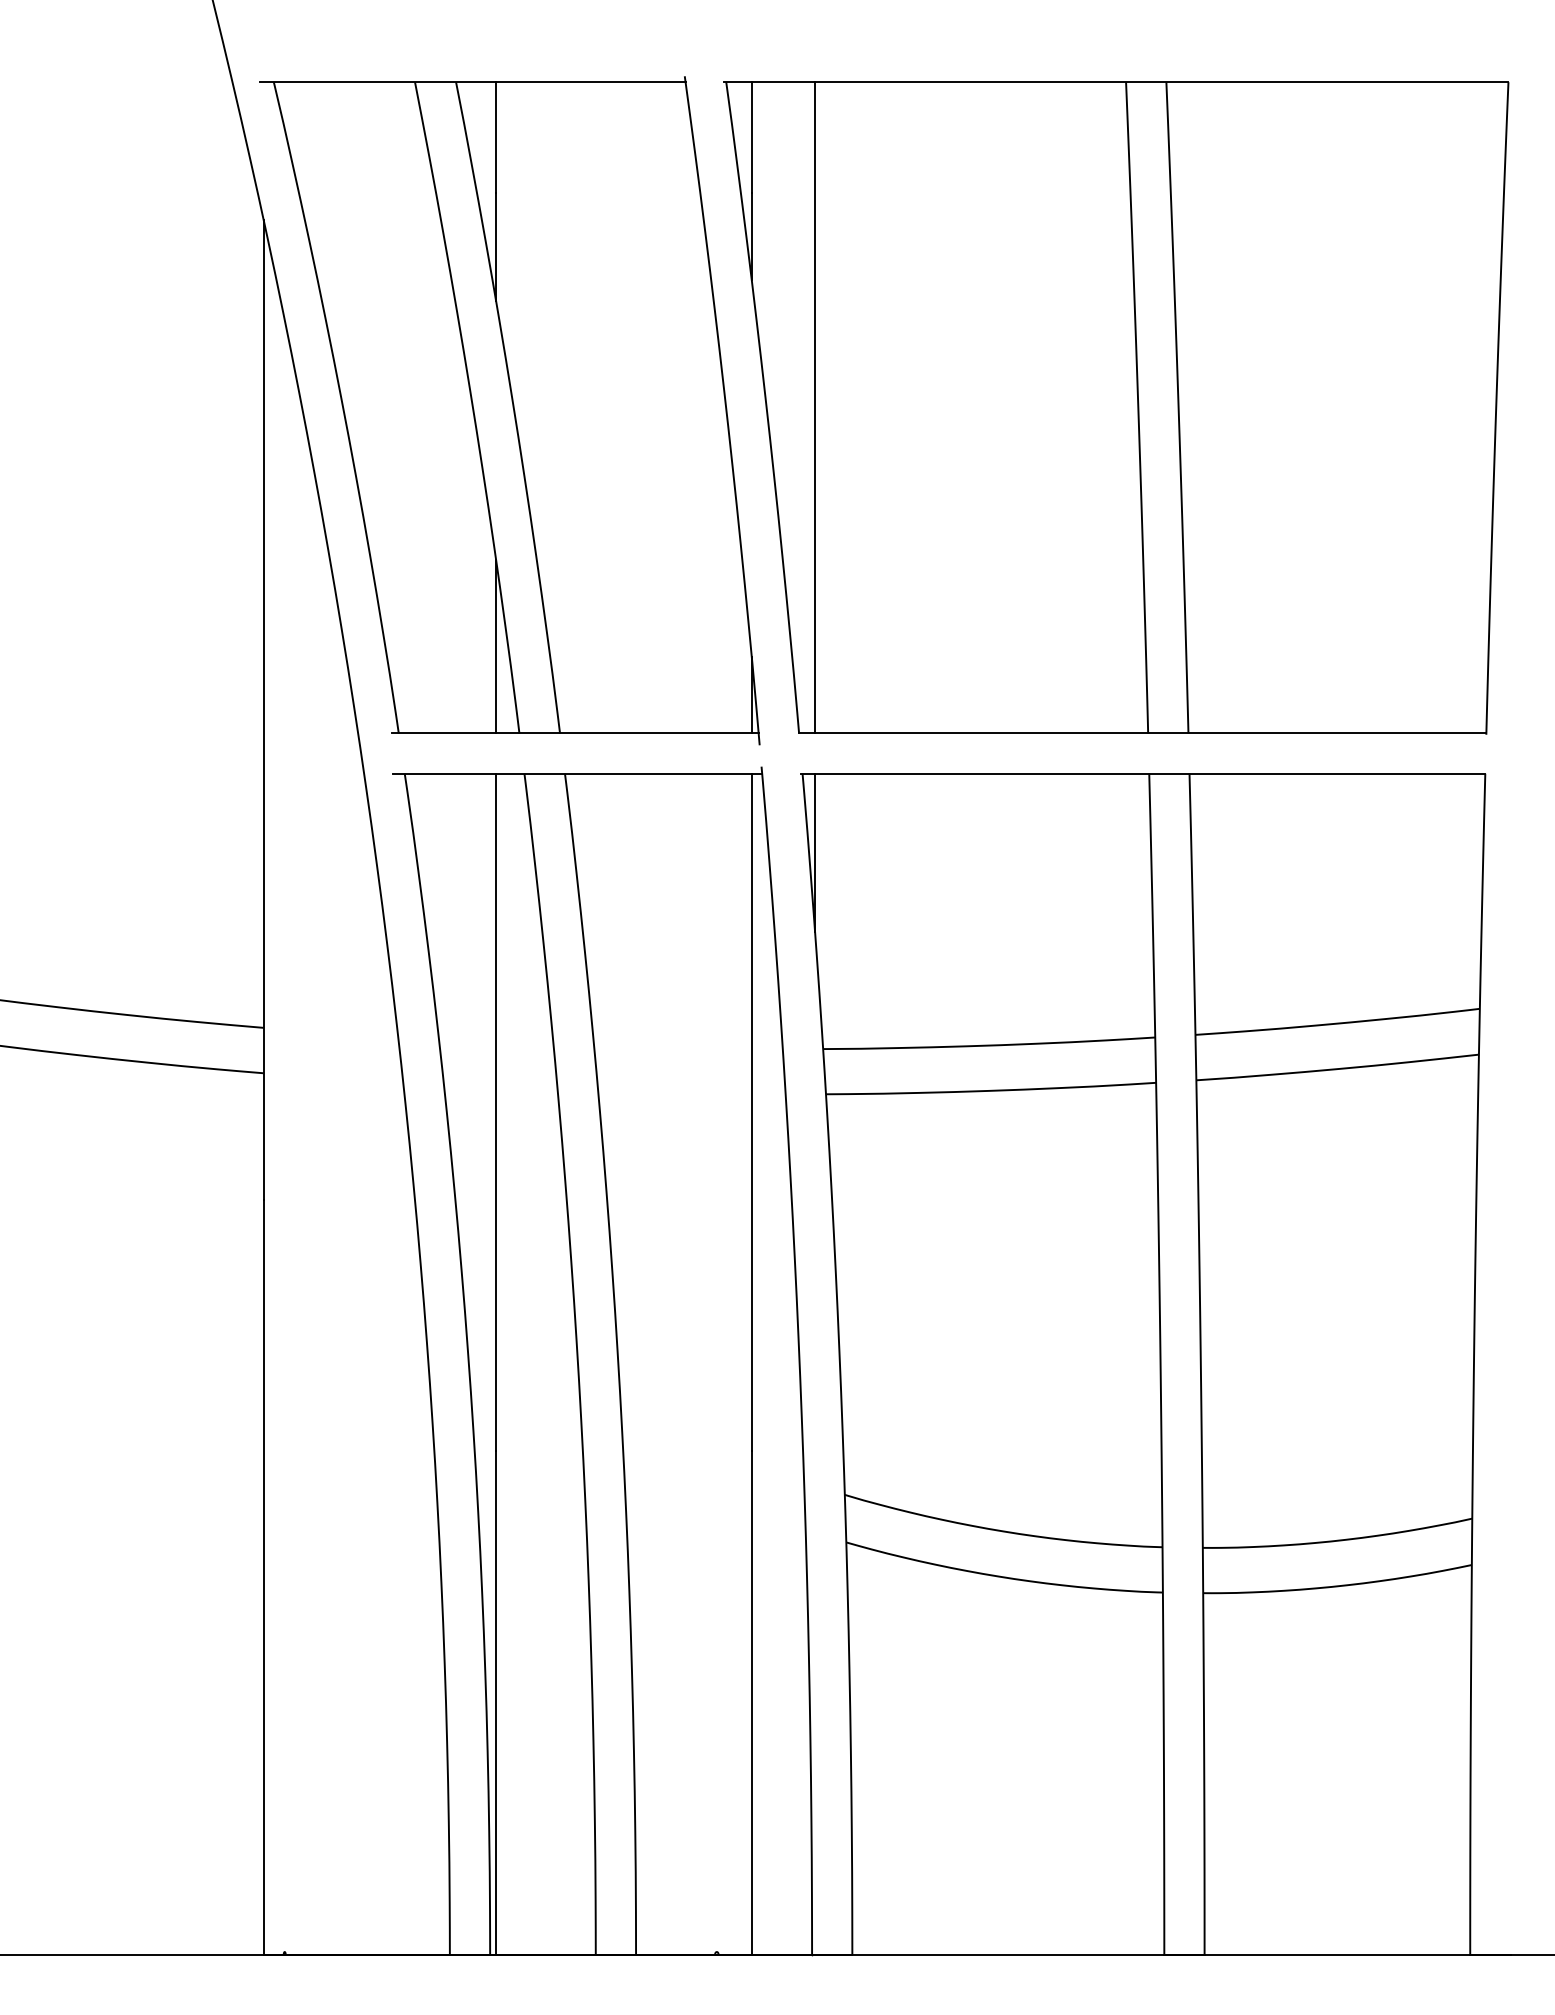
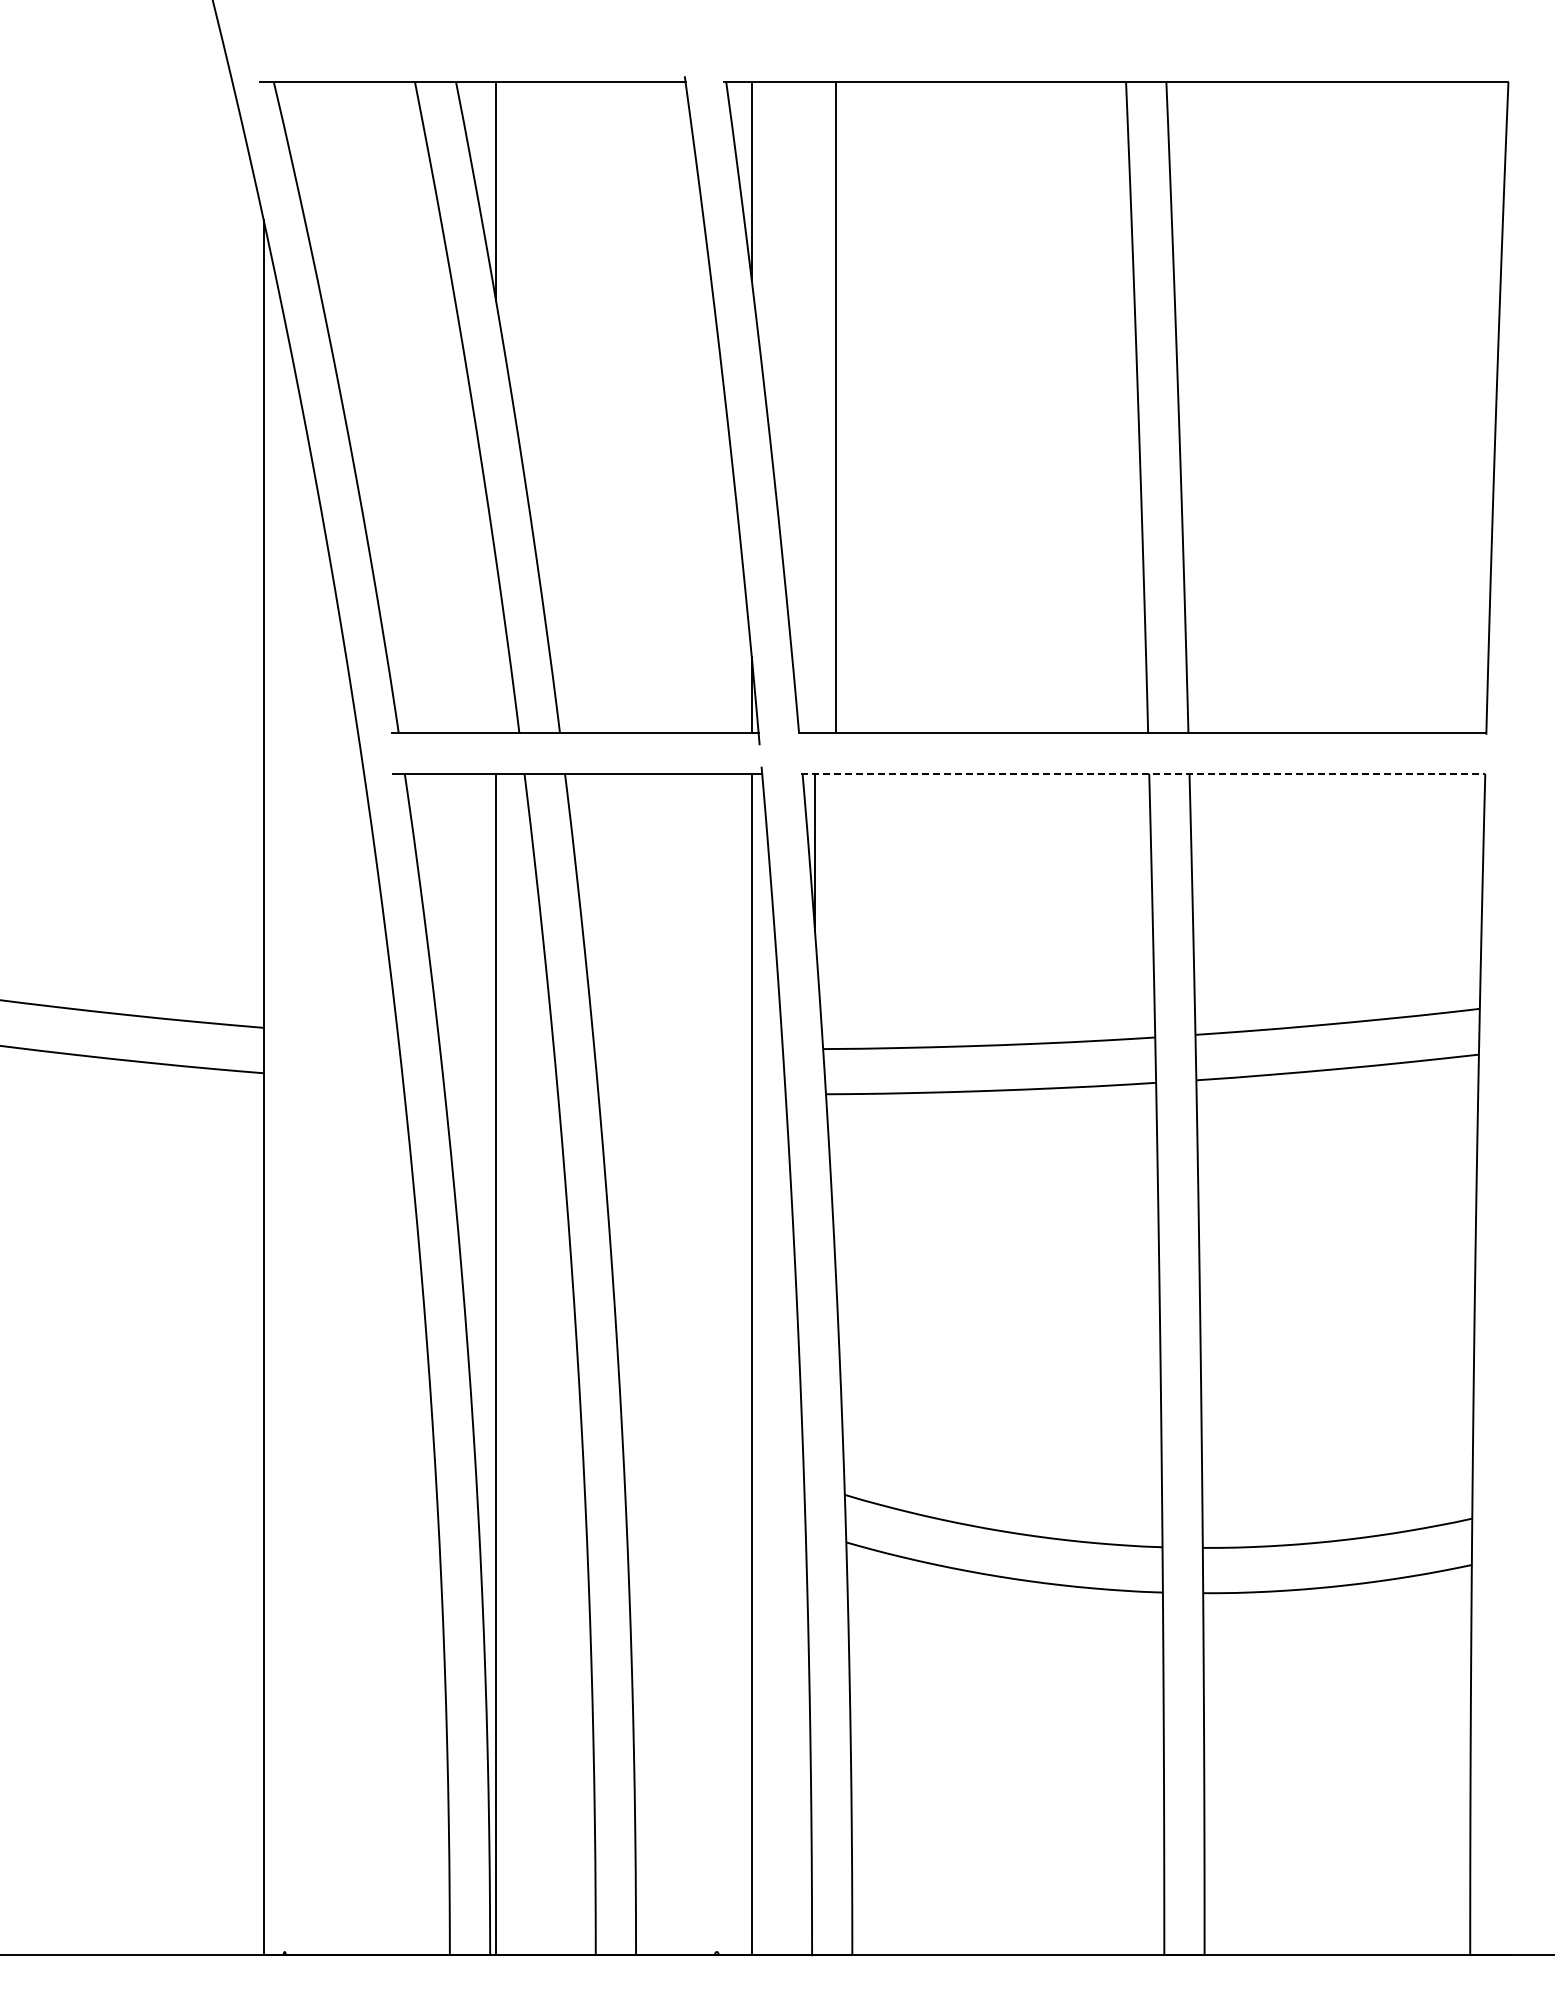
line position: (815, 407) -> (836, 407) (836, 407)
line: present -> none (496, 646)
line: solid -> dashed (1143, 773)
